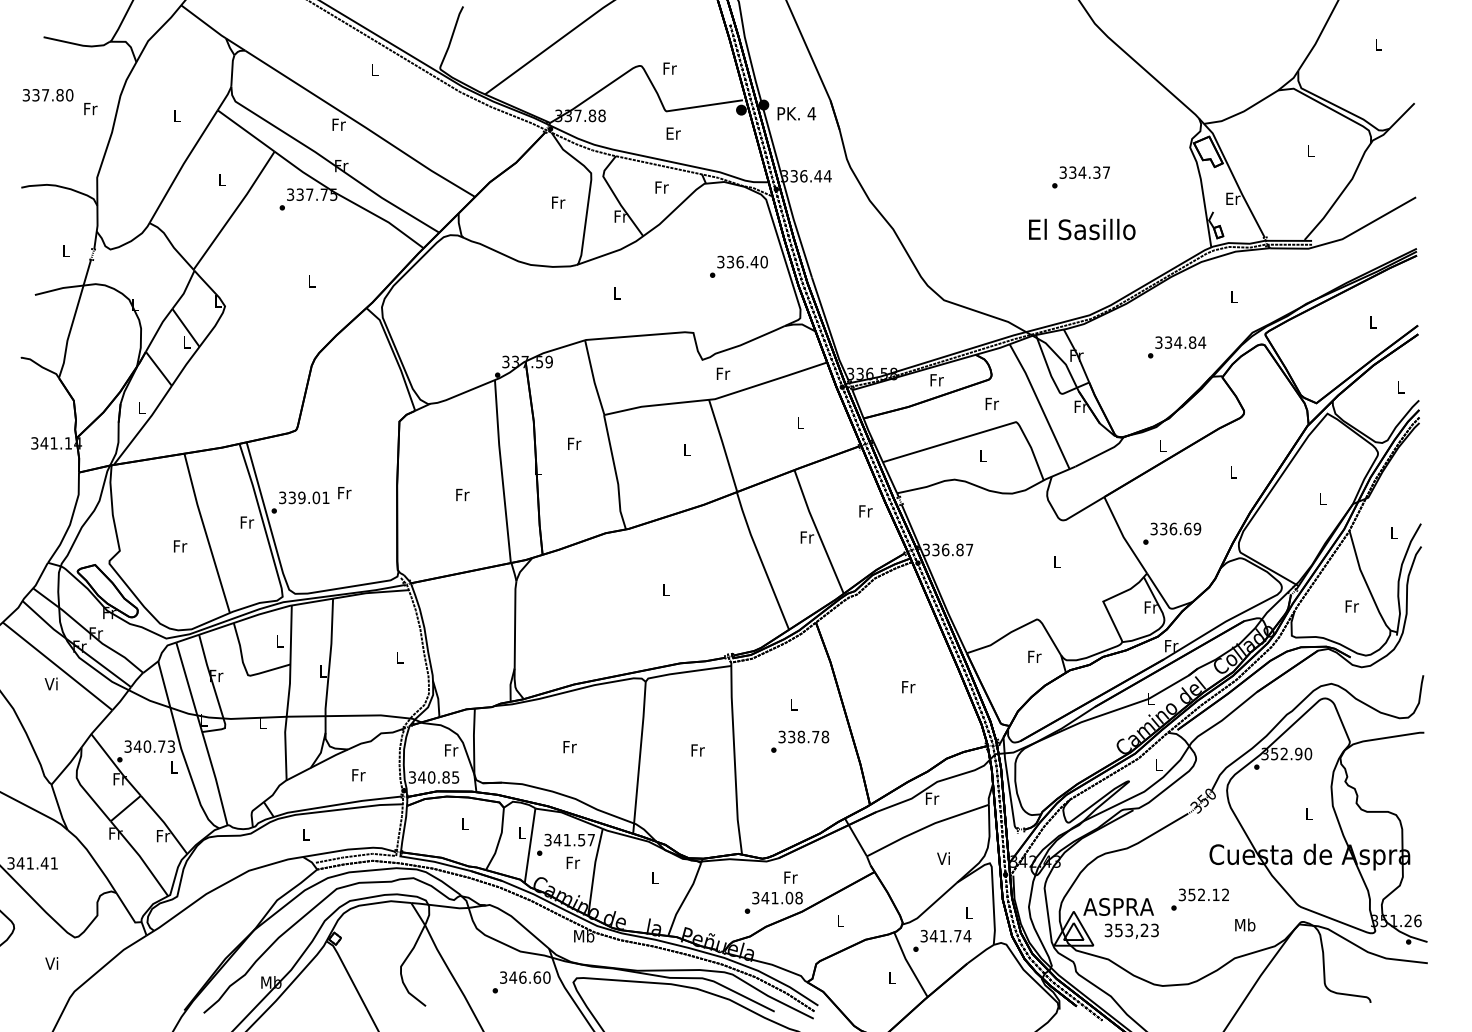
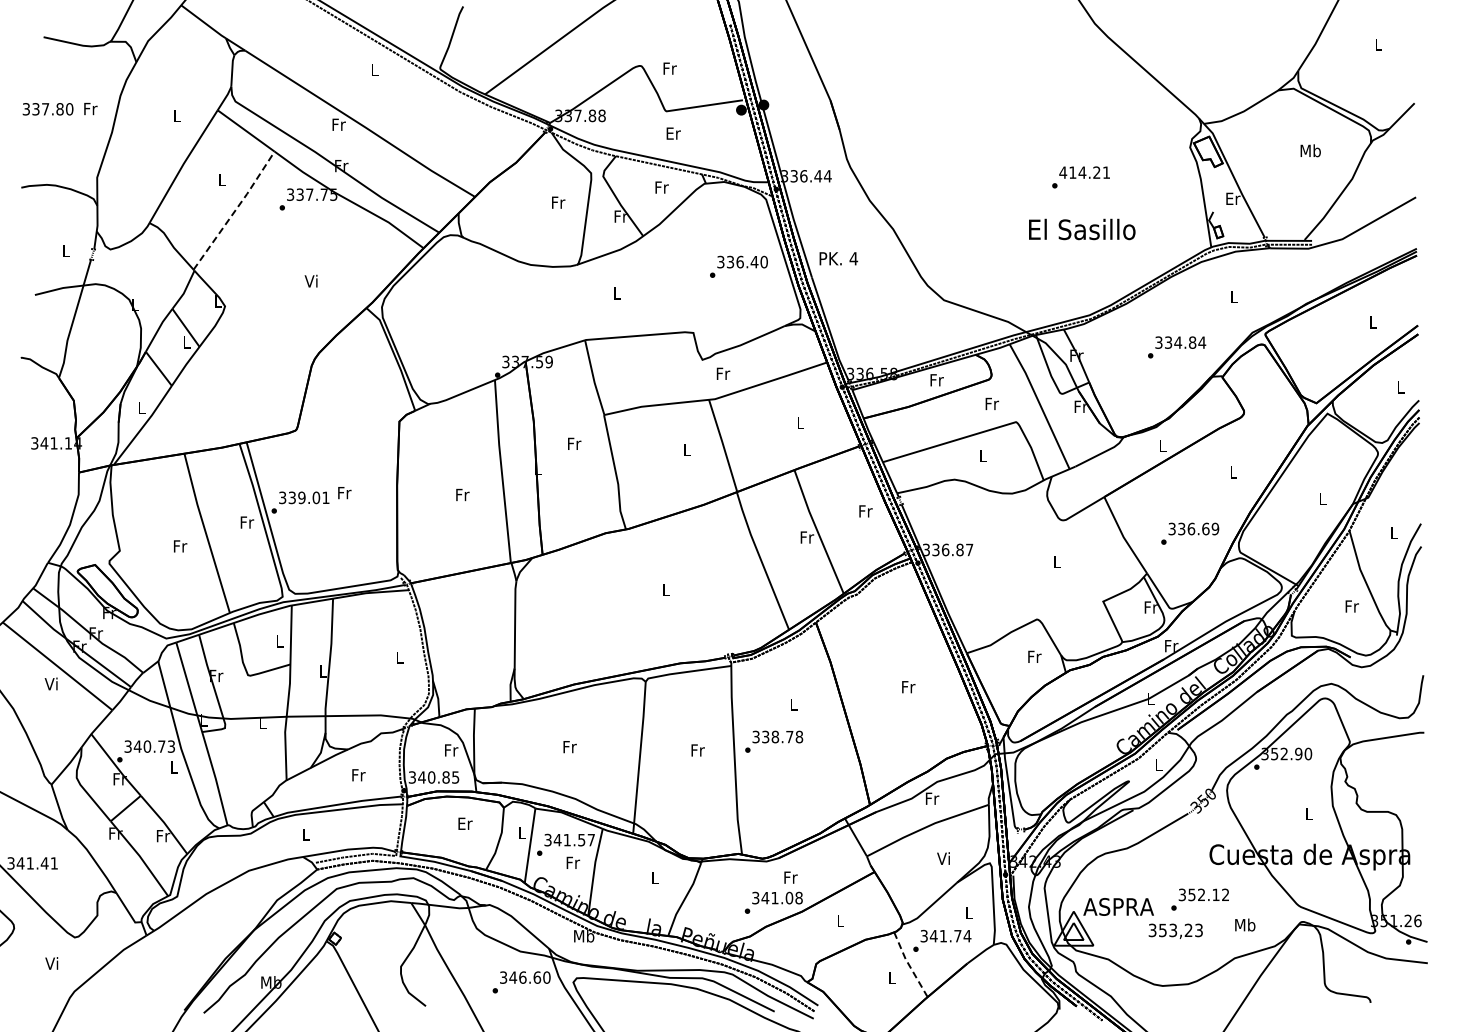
text position: (47, 95) -> (47, 109) (47, 109)
text position: (796, 113) -> (838, 258) (838, 258)
text: L -> Mb (1310, 150)
text: 334.37 -> 414.21 (1084, 172)
line: solid -> dashed (235, 210)
text: L -> Vi (310, 280)
text position: (1172, 533) -> (1190, 533) (1190, 533)
text position: (800, 741) -> (774, 741) (774, 741)
text: L -> Er (465, 823)
text position: (1131, 930) -> (1175, 930) (1175, 930)
line: solid -> dashed (909, 965)
